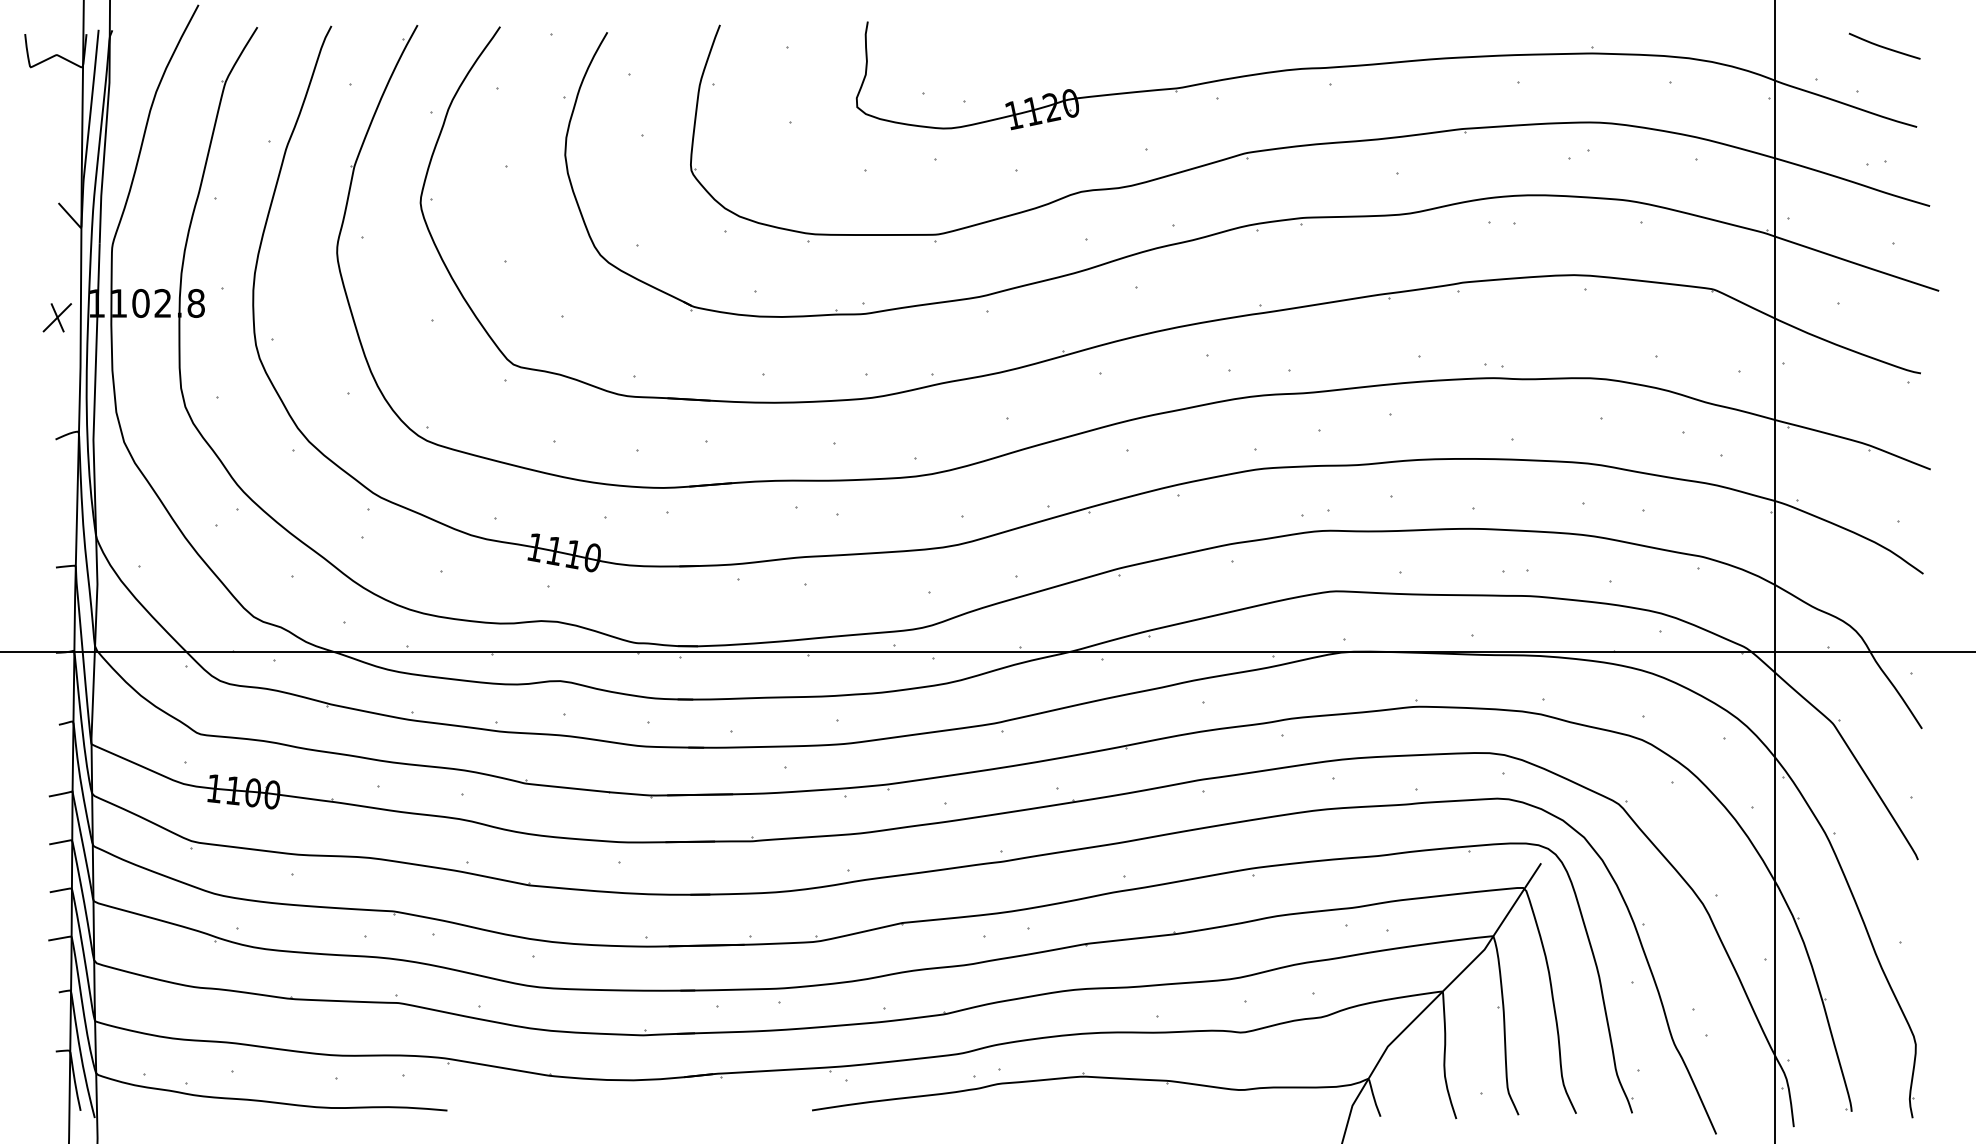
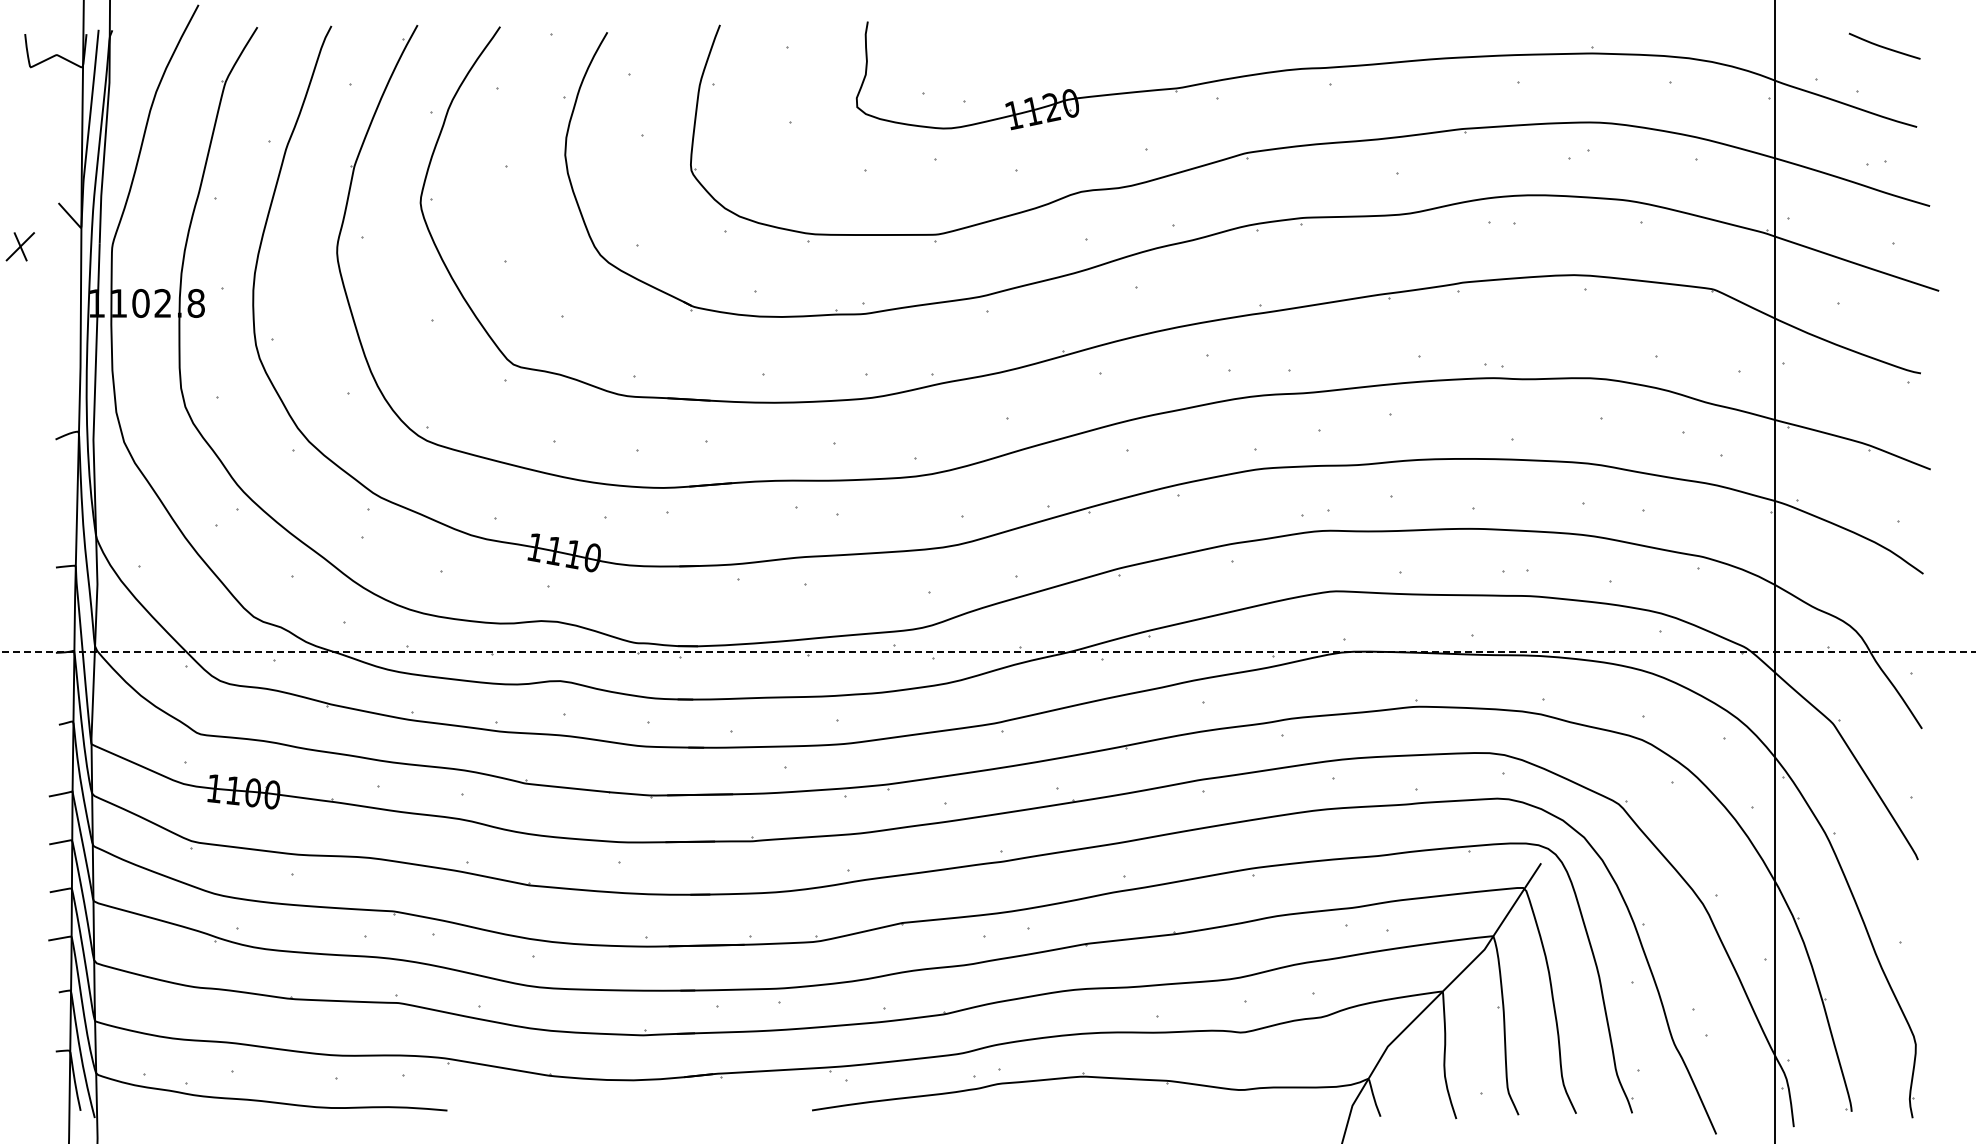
part position: (56, 317) -> (19, 246) (19, 246)
line: solid -> dashed (988, 651)
